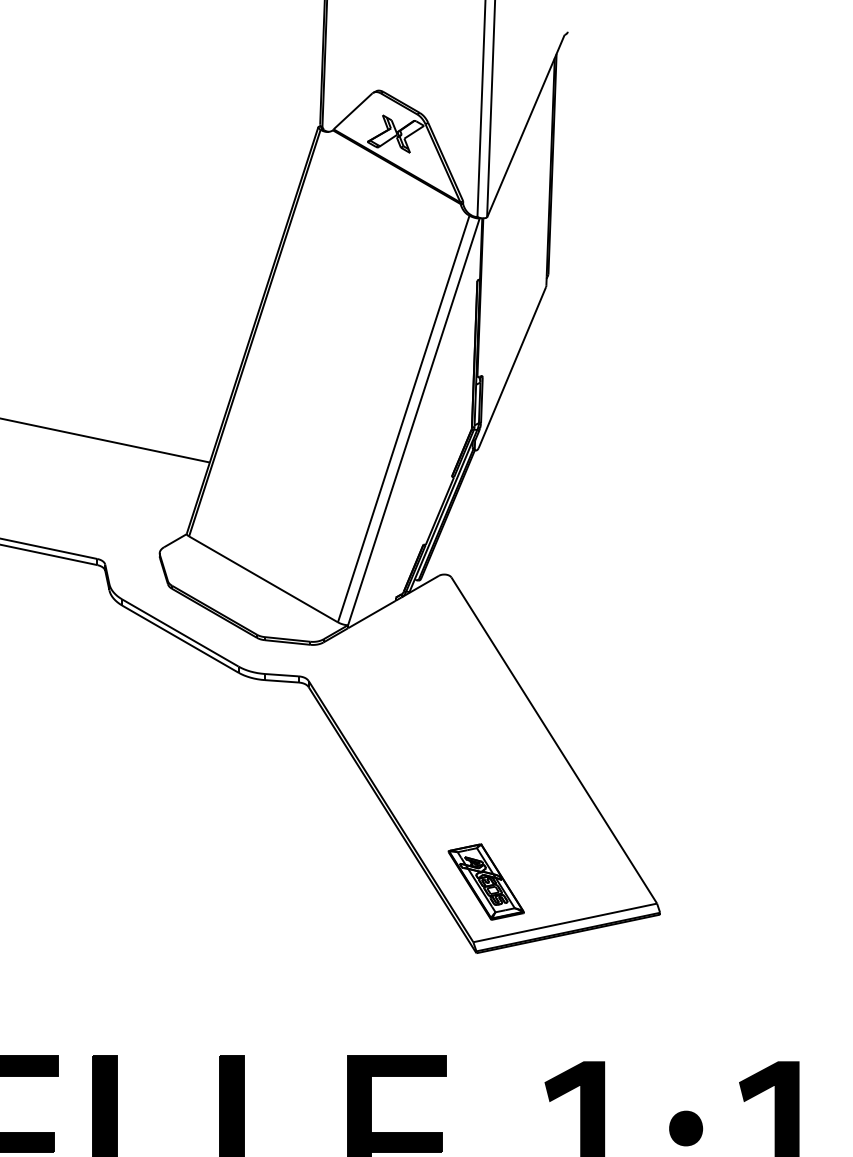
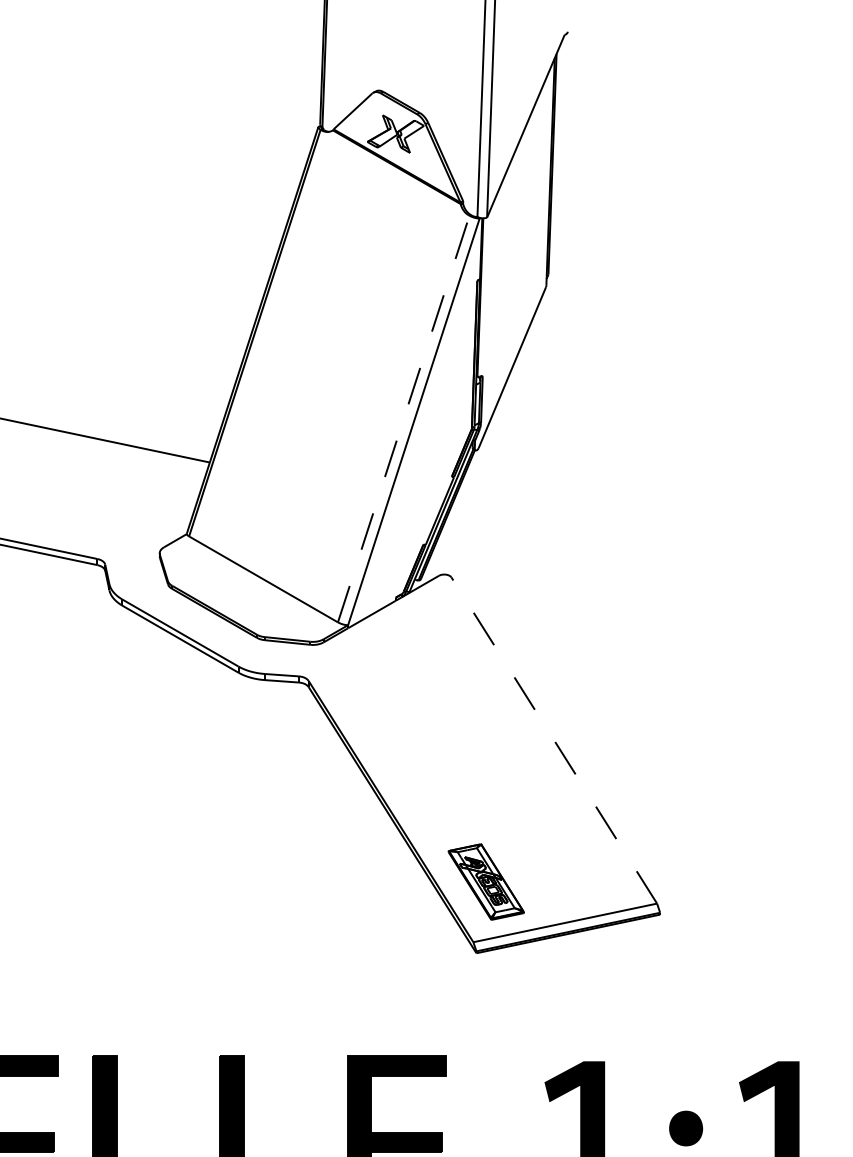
line: solid -> dashed (403, 419)
line: solid -> dashed (554, 740)
